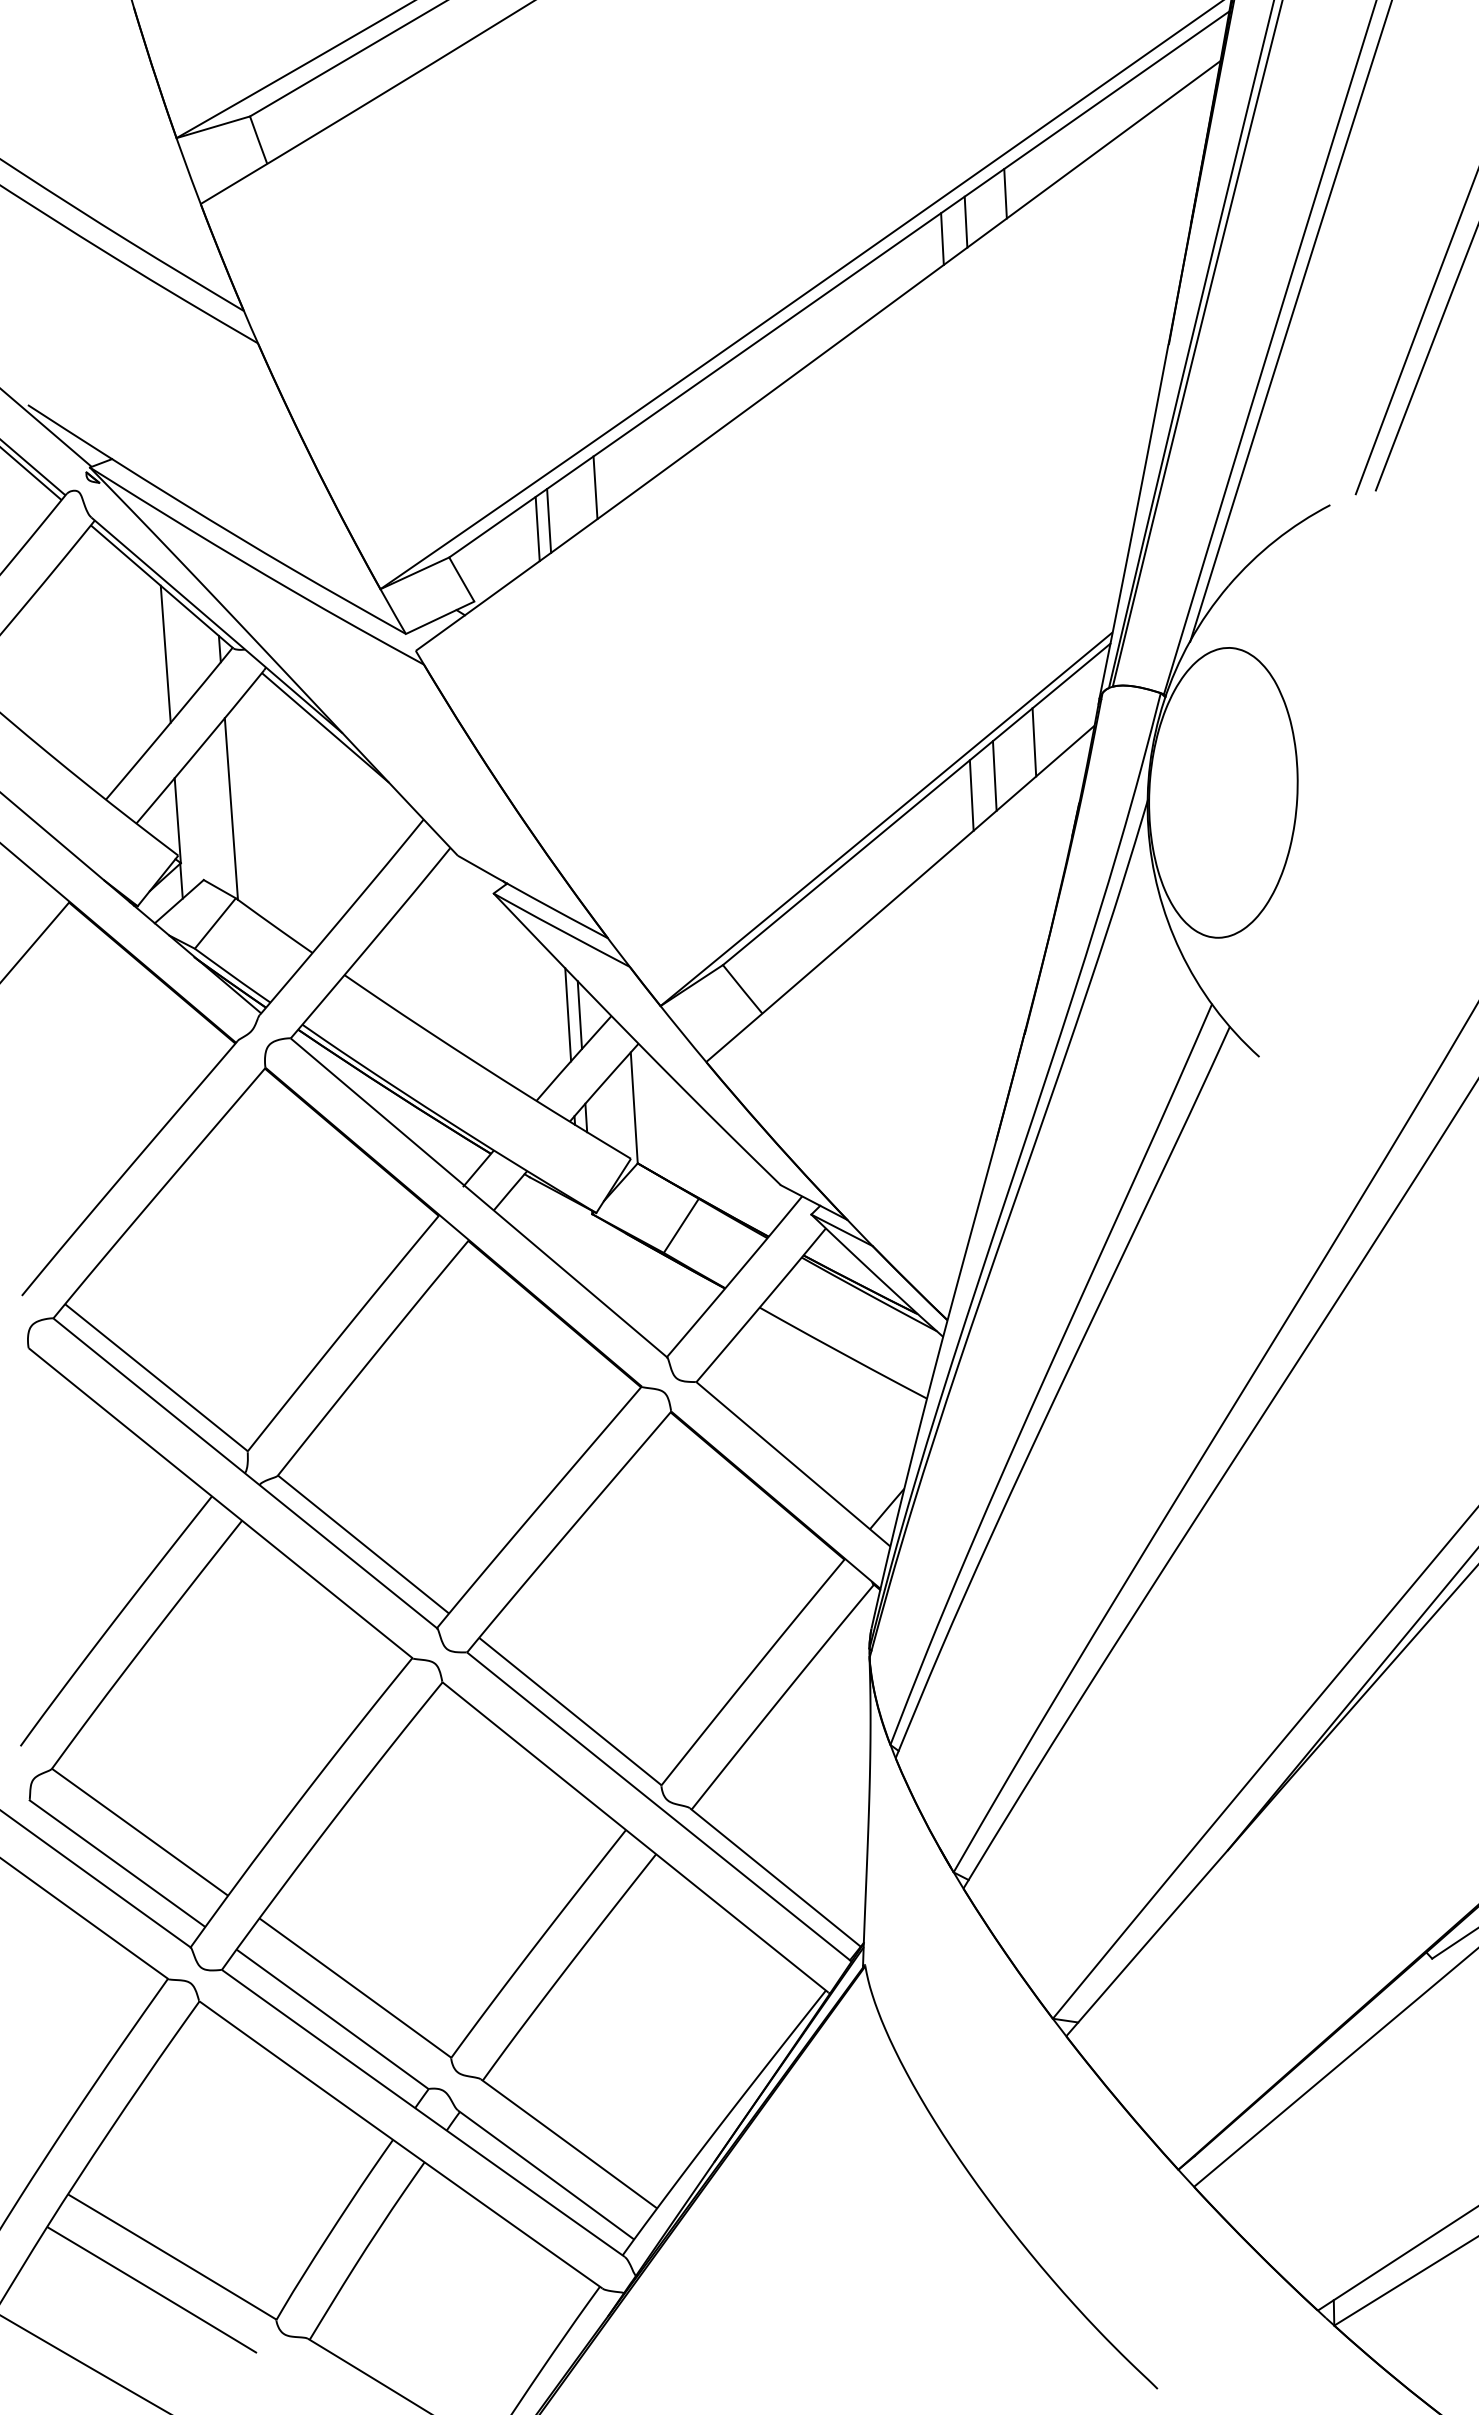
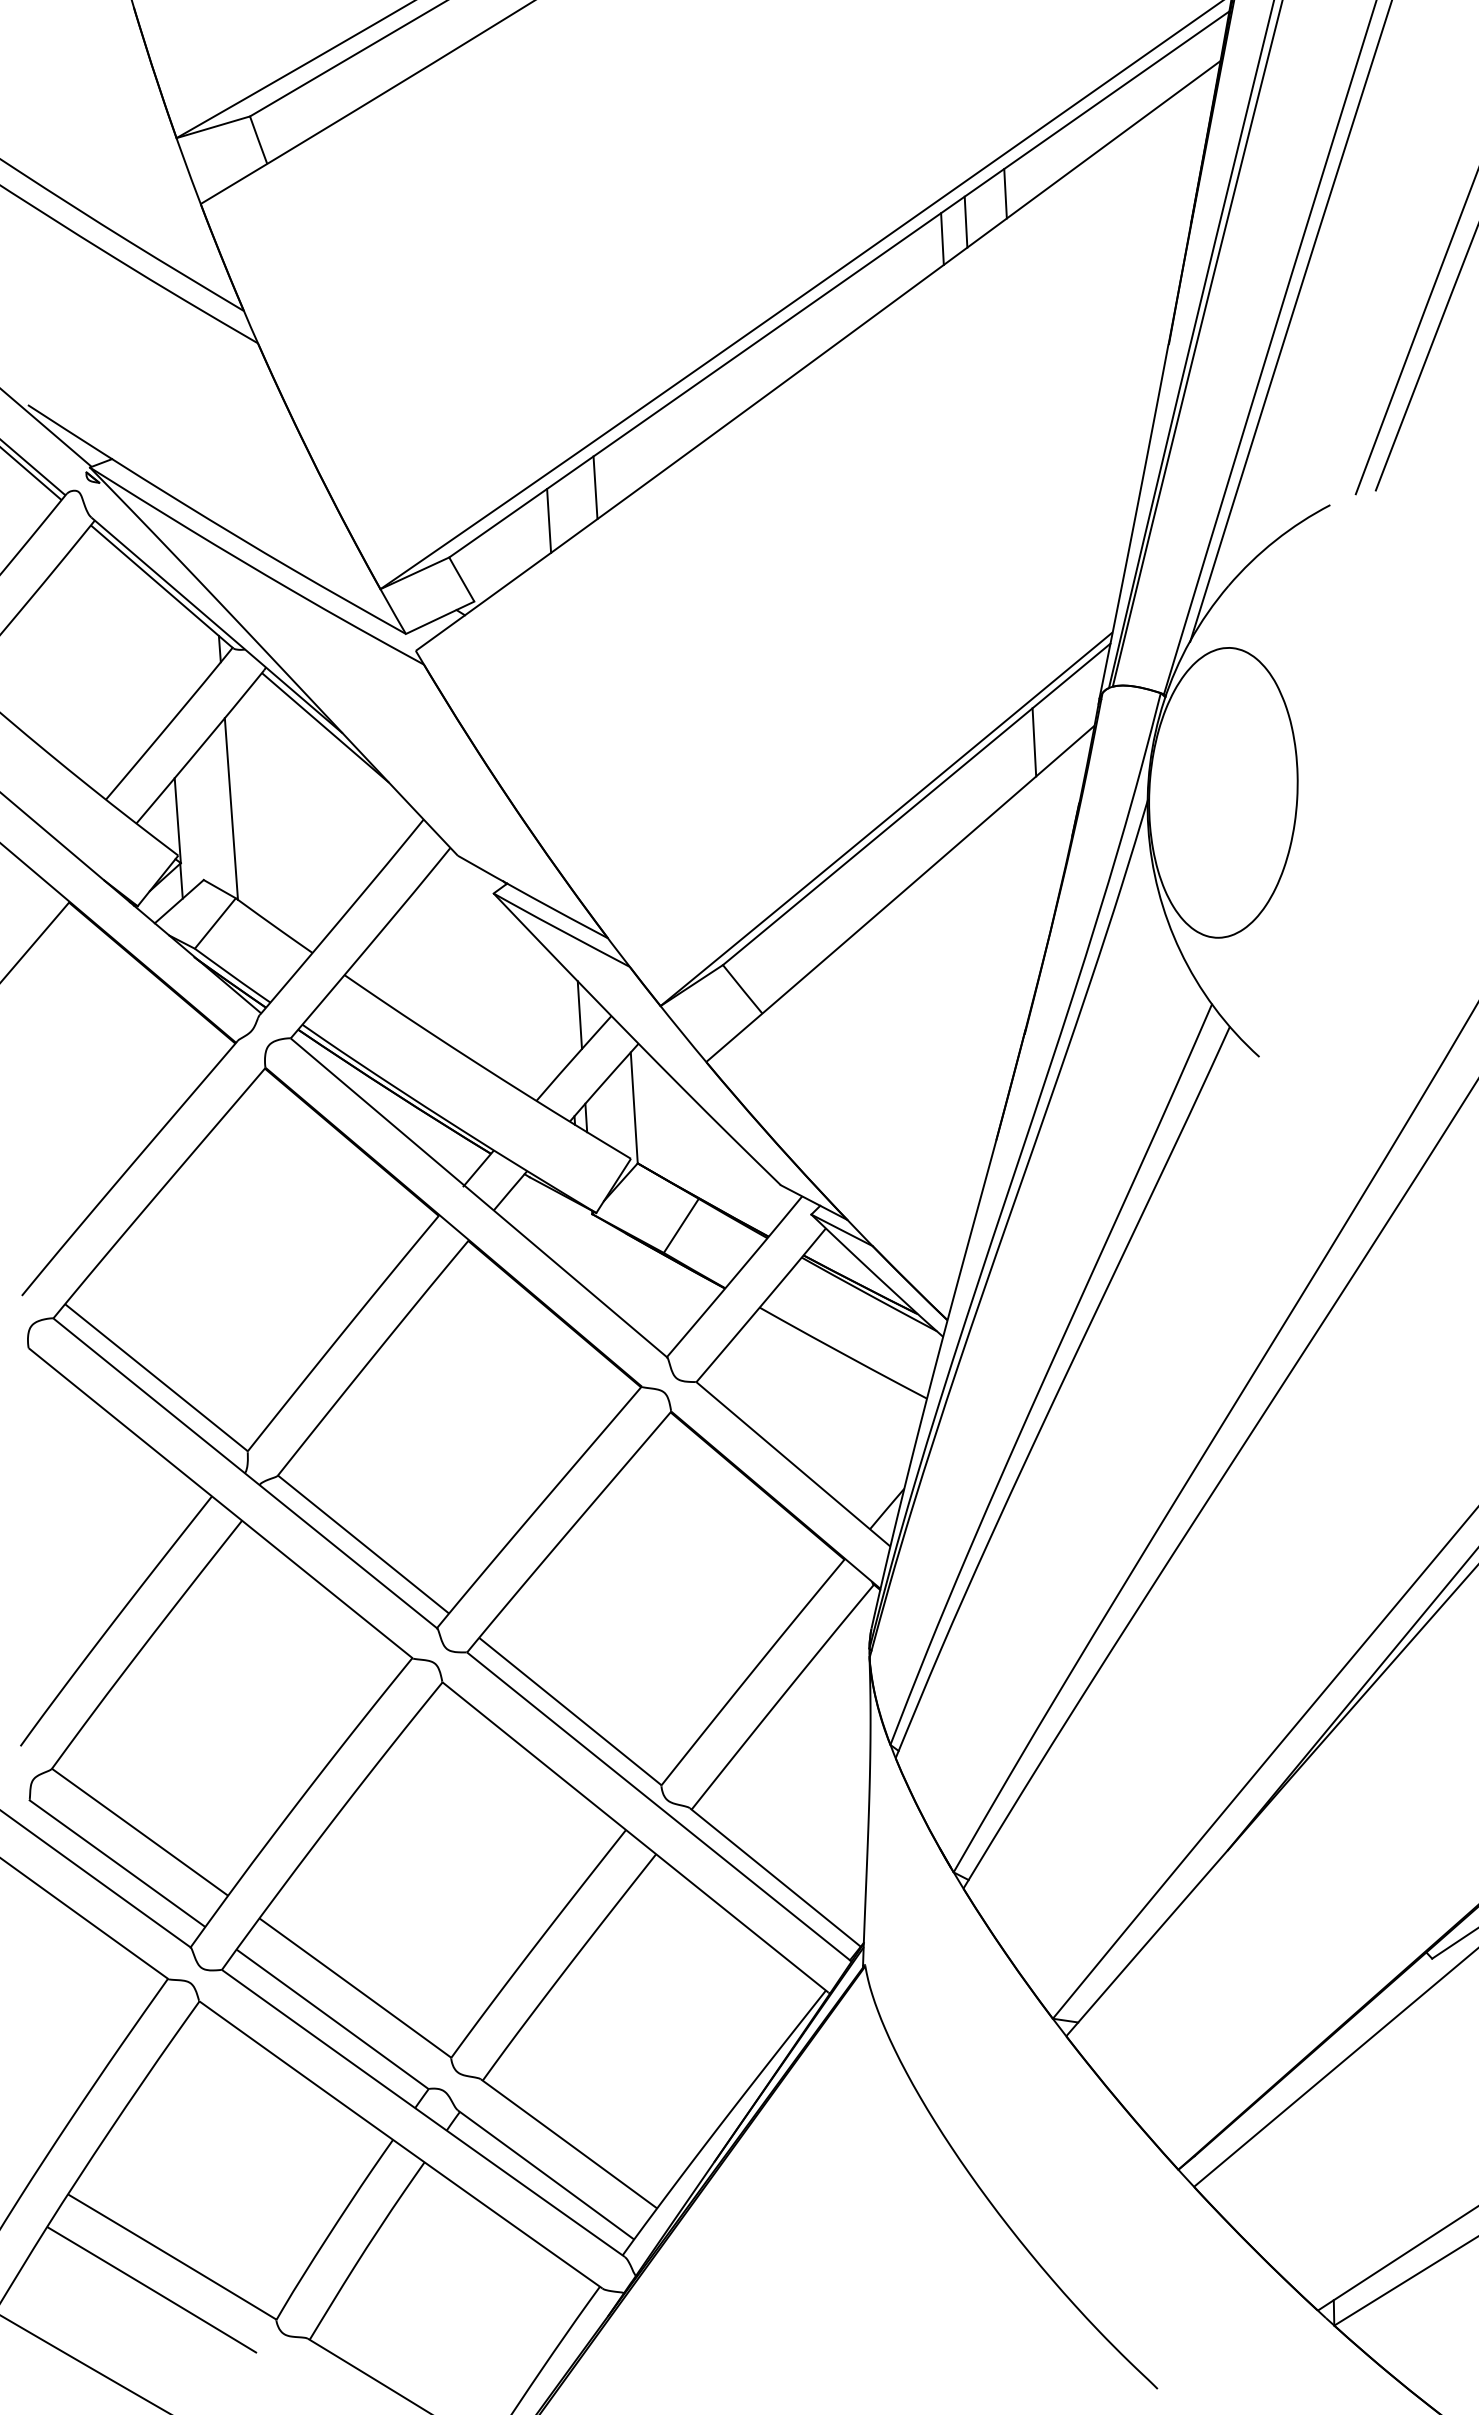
line: present -> none (537, 528)
line: present -> none (165, 653)
line: present -> none (994, 775)
line: present -> none (971, 795)
line: present -> none (568, 1014)
